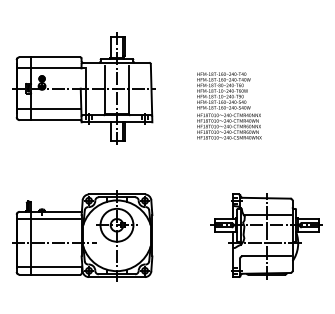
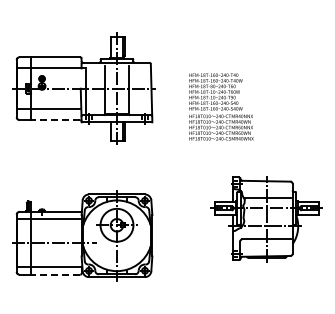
text position: (229, 105) -> (221, 106) (221, 106)
line: solid -> dashed (55, 120)
part position: (266, 236) -> (266, 219) (266, 219)
line: solid -> dashed (55, 274)
